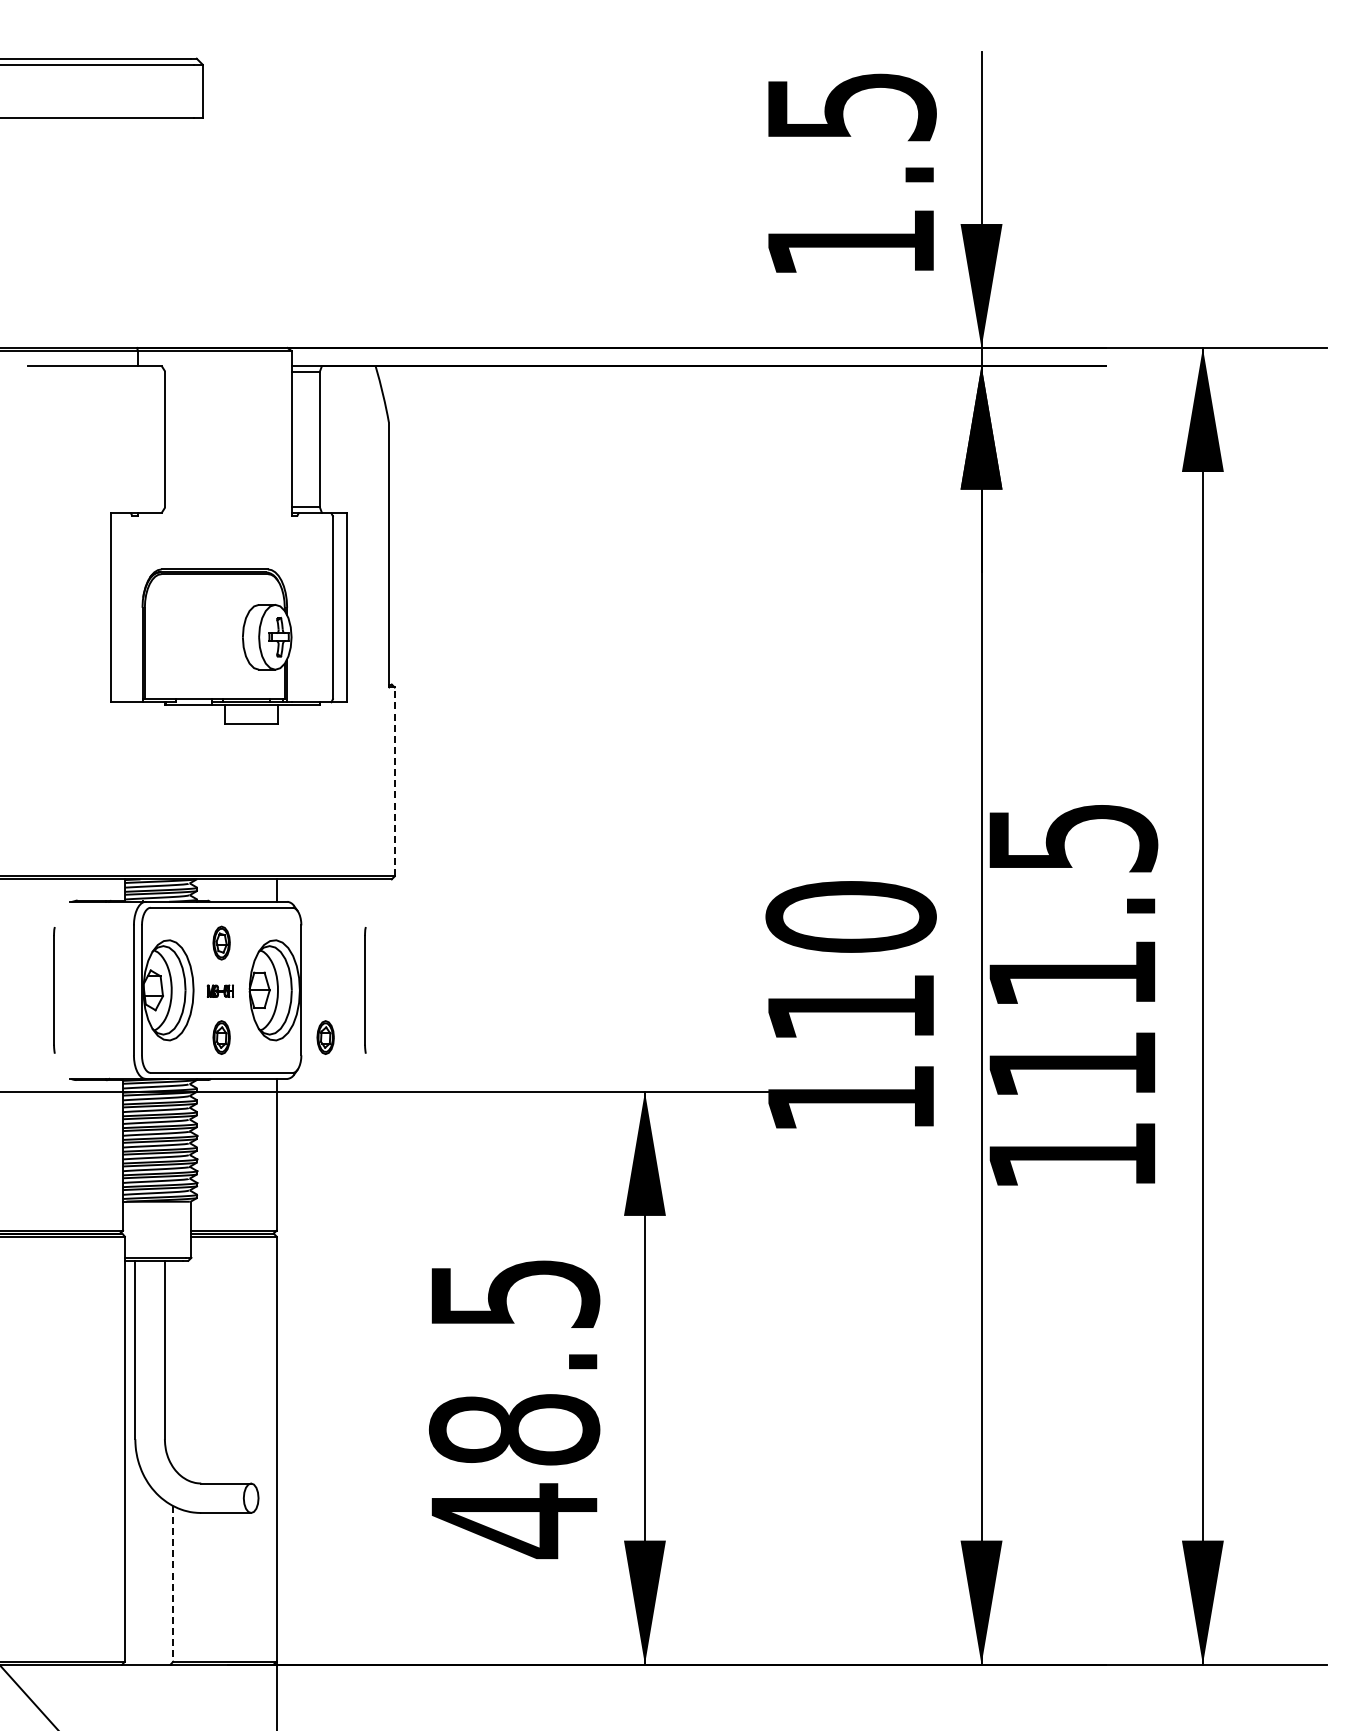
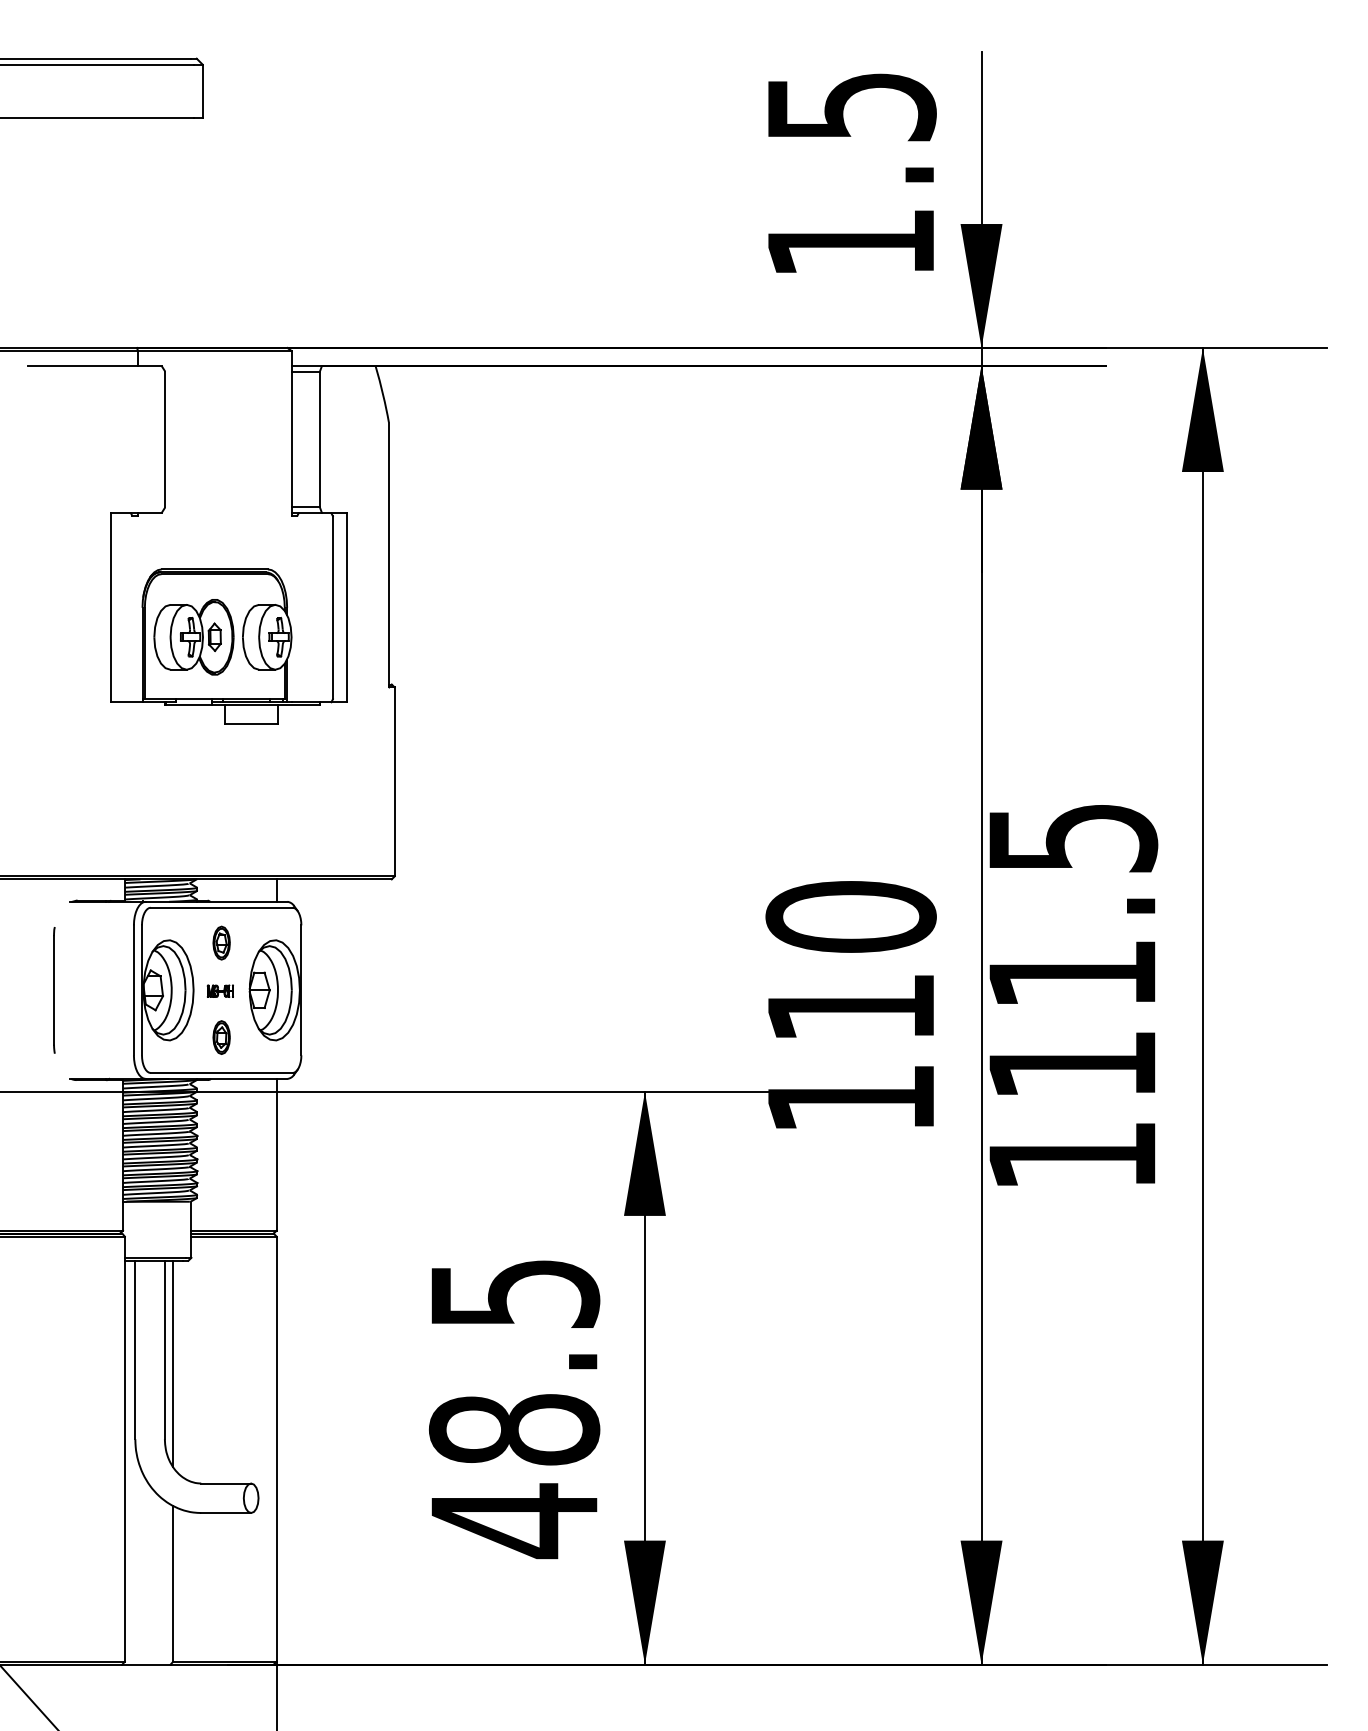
part: none -> present (193, 637)
line: dashed -> solid (394, 781)
line: present -> none (365, 990)
part: present -> none (325, 1037)
line: none -> present (173, 1363)
line: dashed -> solid (173, 1583)
